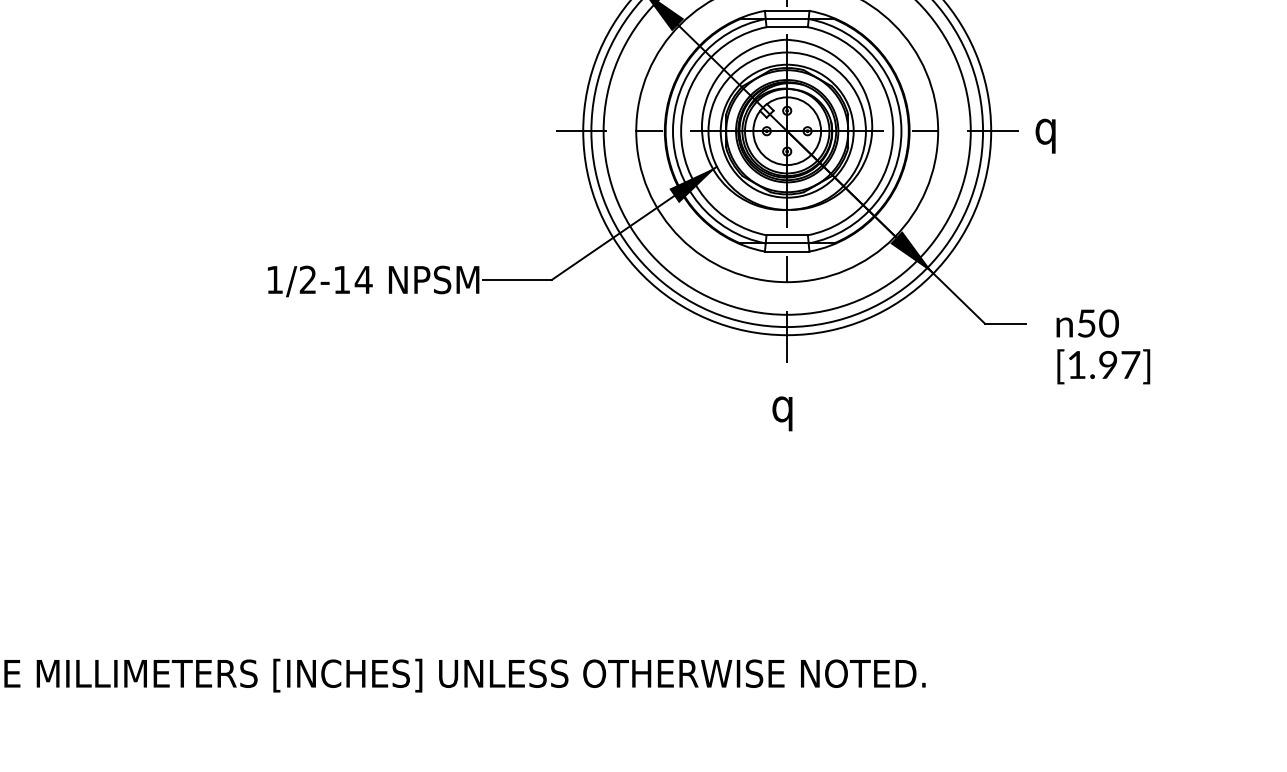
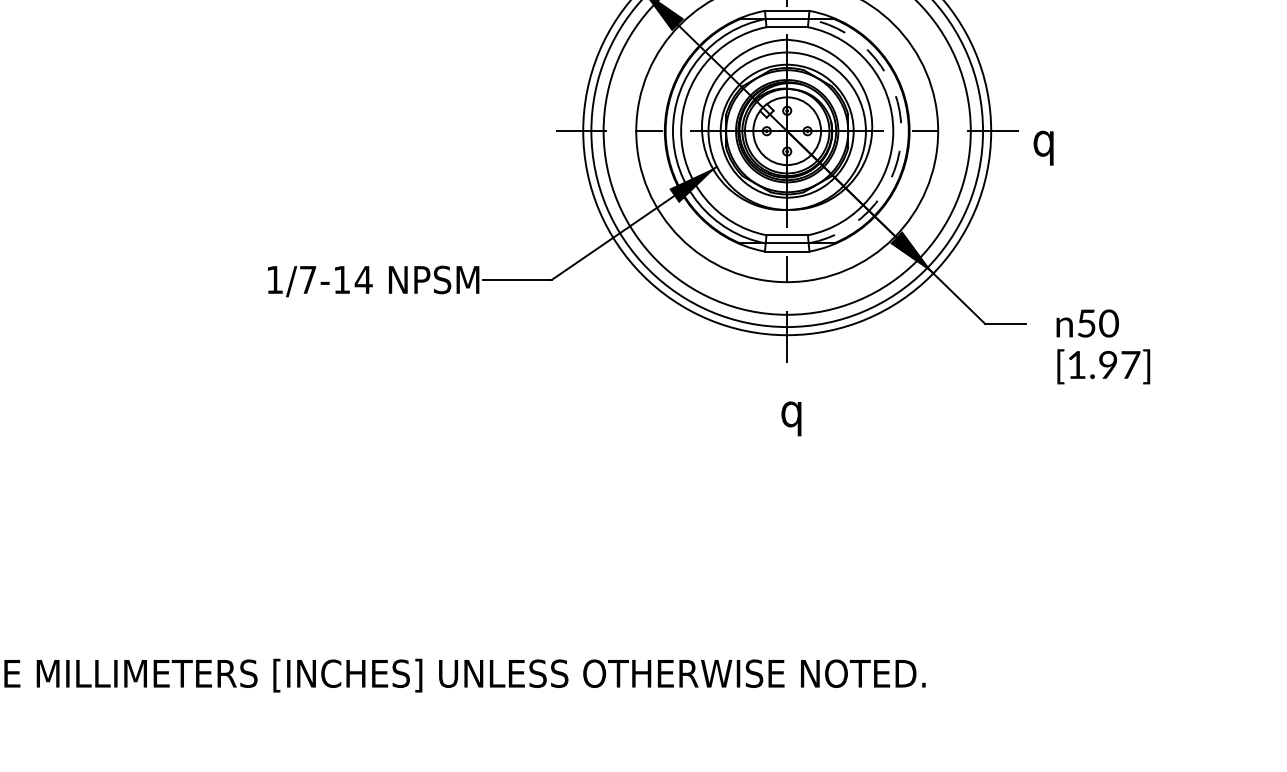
arc: solid -> dashed (901, 131)
text position: (1045, 135) -> (1043, 147) (1043, 147)
text: 1/2-14 -> 1/7-14 (307, 279)
text position: (782, 413) -> (791, 418) (791, 418)
